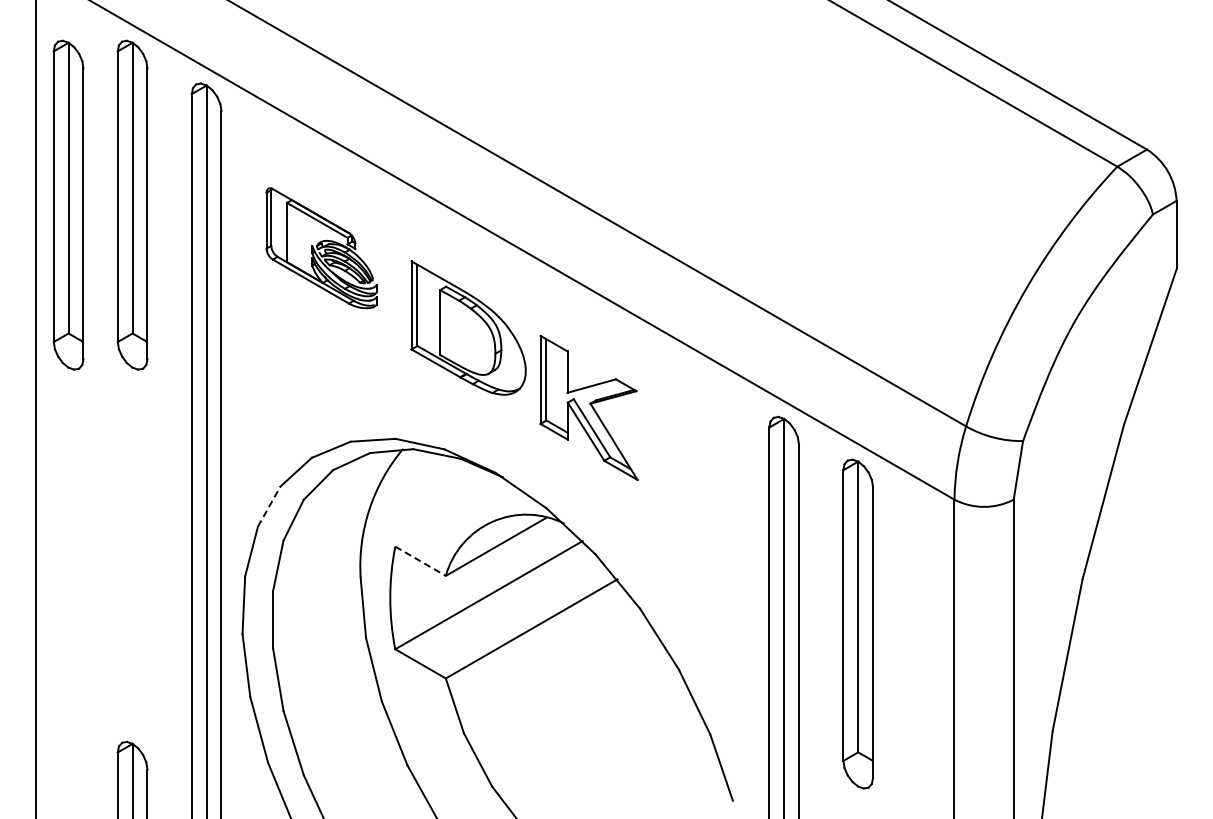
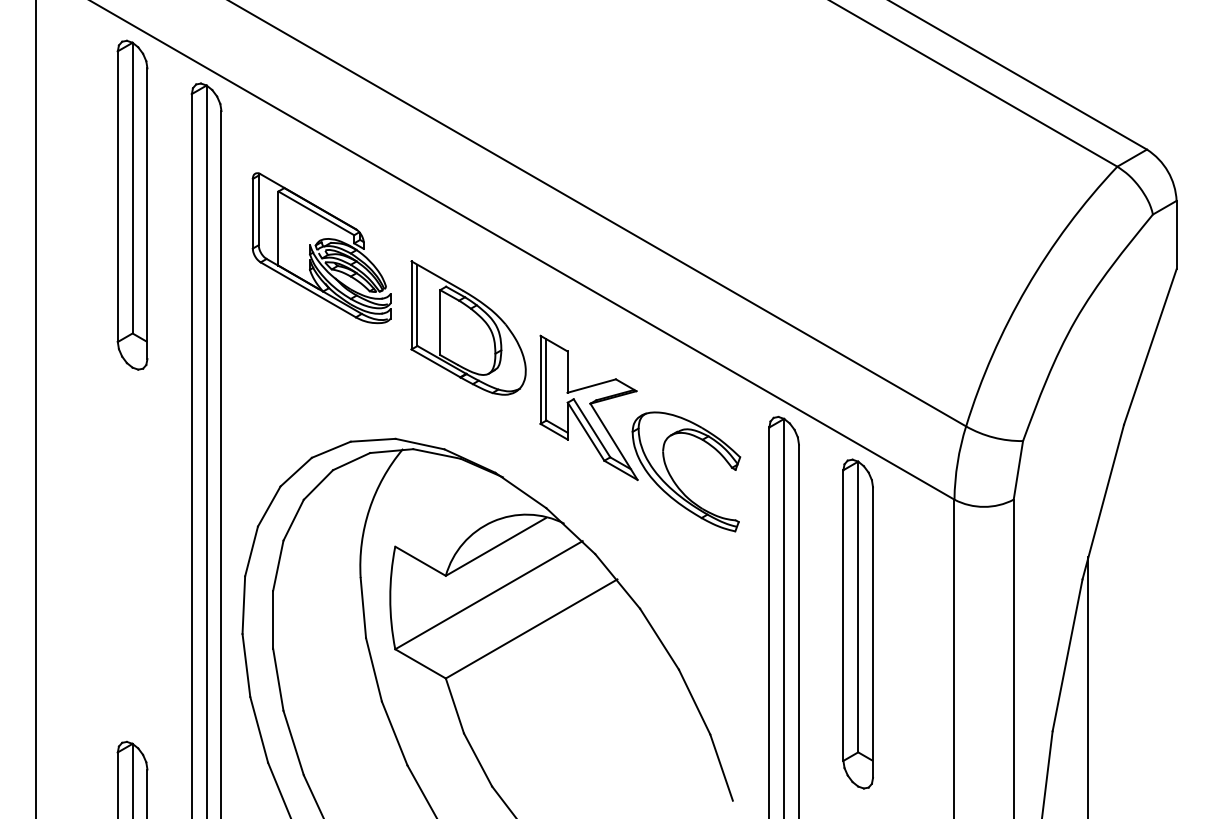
part: present -> none (68, 204)
part size: 113x123 px -> 141x153 px (321, 248)
part: none -> present (673, 478)
line: dashed -> solid (269, 506)
line: dashed -> solid (421, 561)
line: none -> present (1087, 686)
